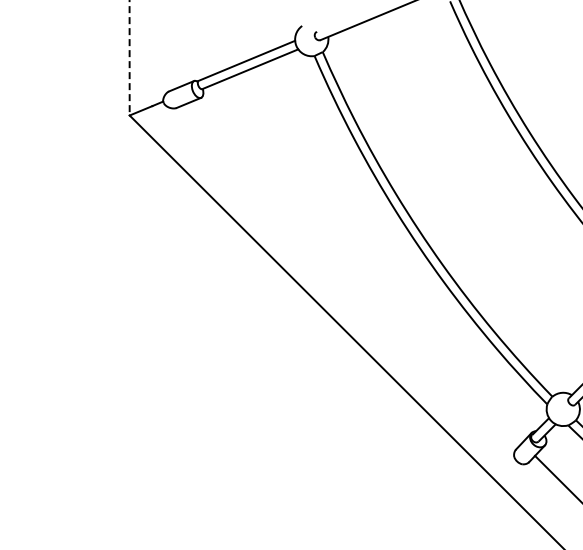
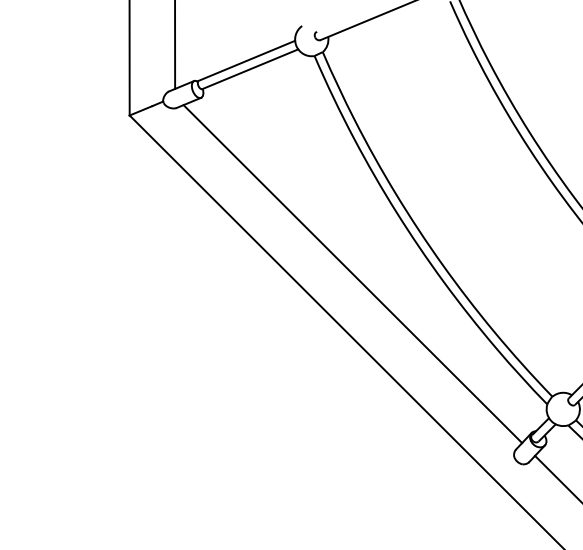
line: none -> present (175, 45)
line: dashed -> solid (129, 58)
line: none -> present (352, 274)
